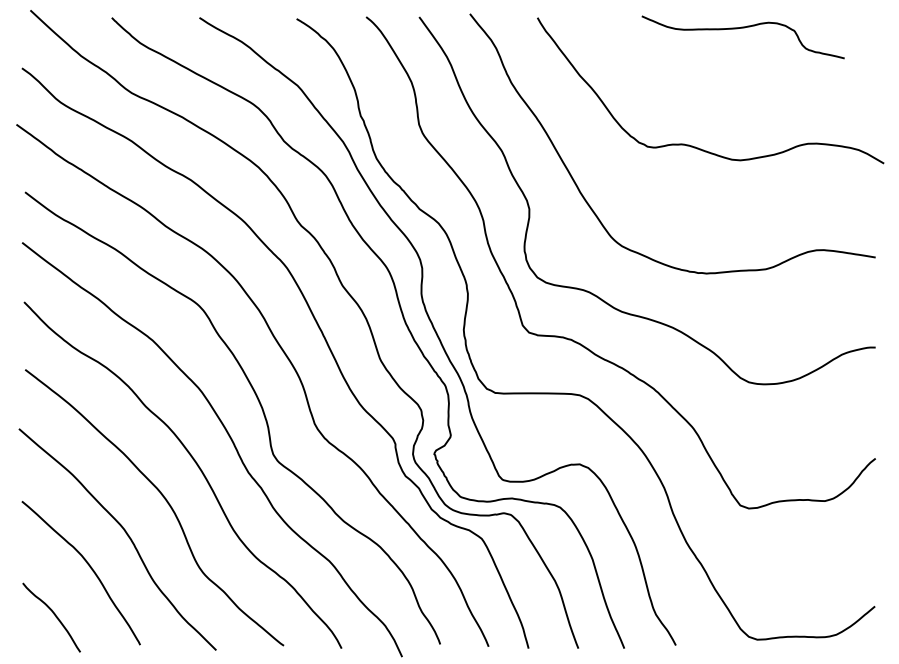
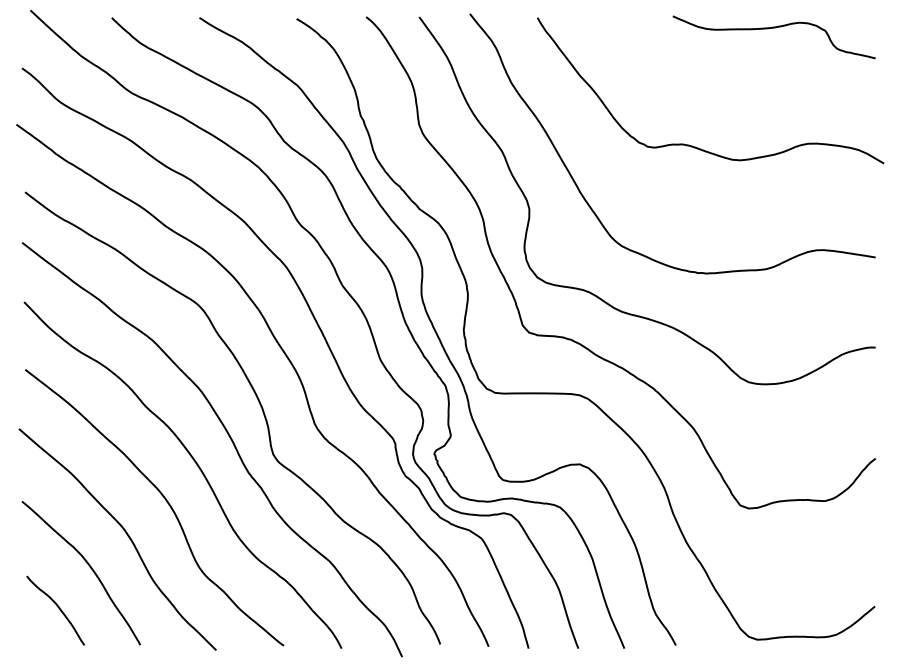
curve position: (742, 28) -> (773, 28) (773, 28)
curve position: (53, 614) -> (57, 607) (57, 607)
